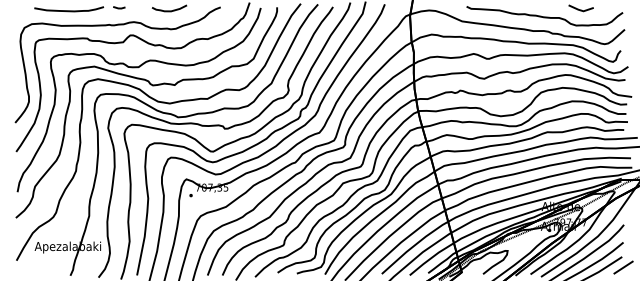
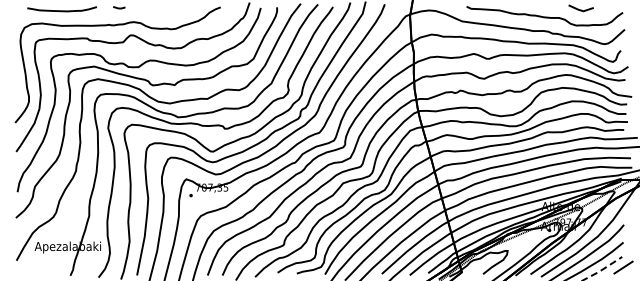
curve position: (69, 10) -> (62, 10) (62, 10)
curve: present -> none (169, 10)
line: solid -> dashed (602, 269)
